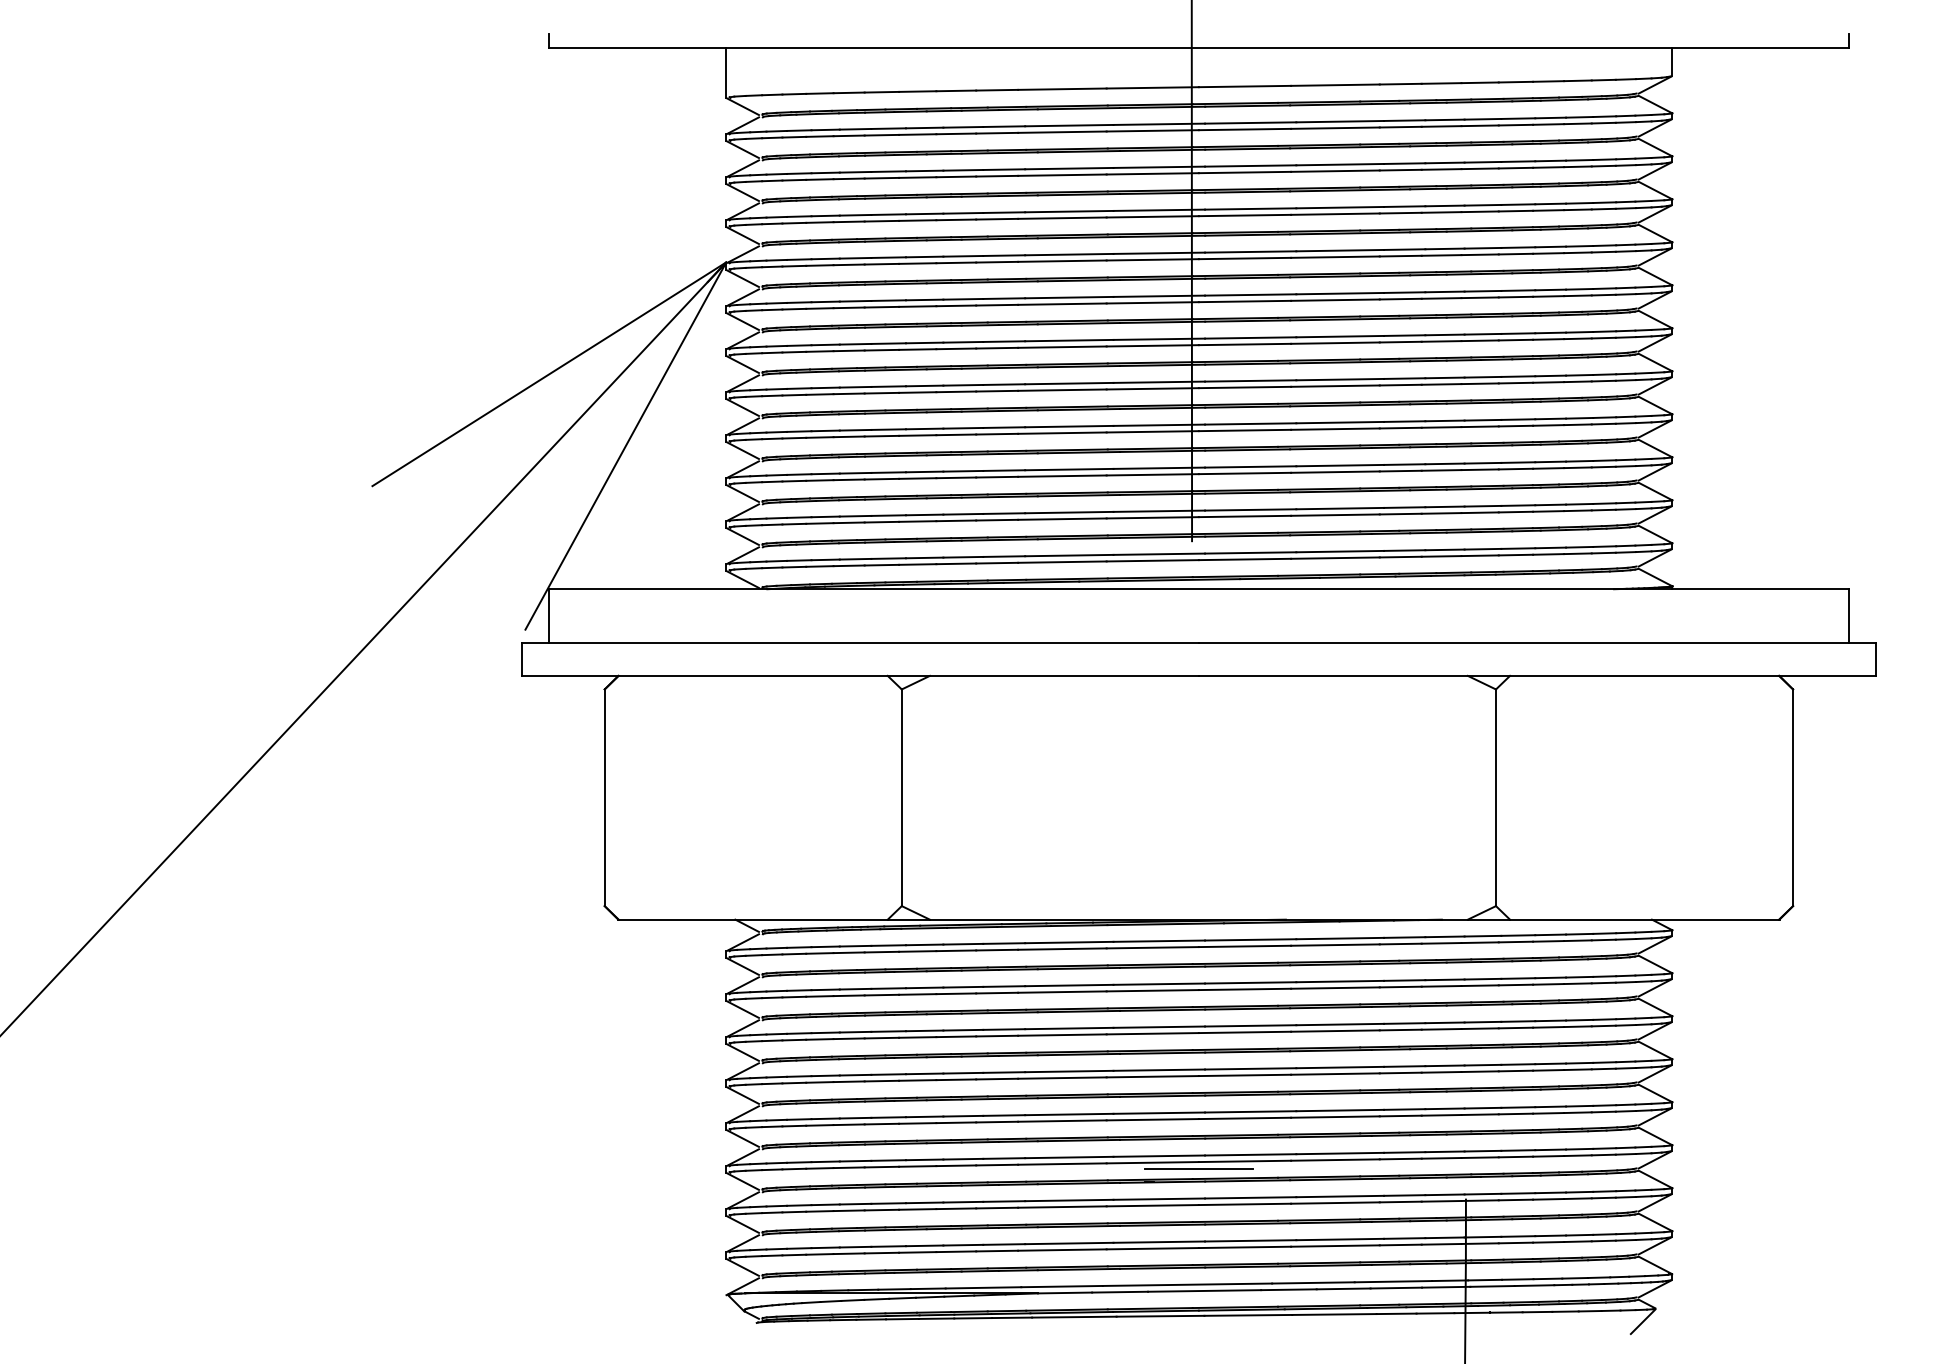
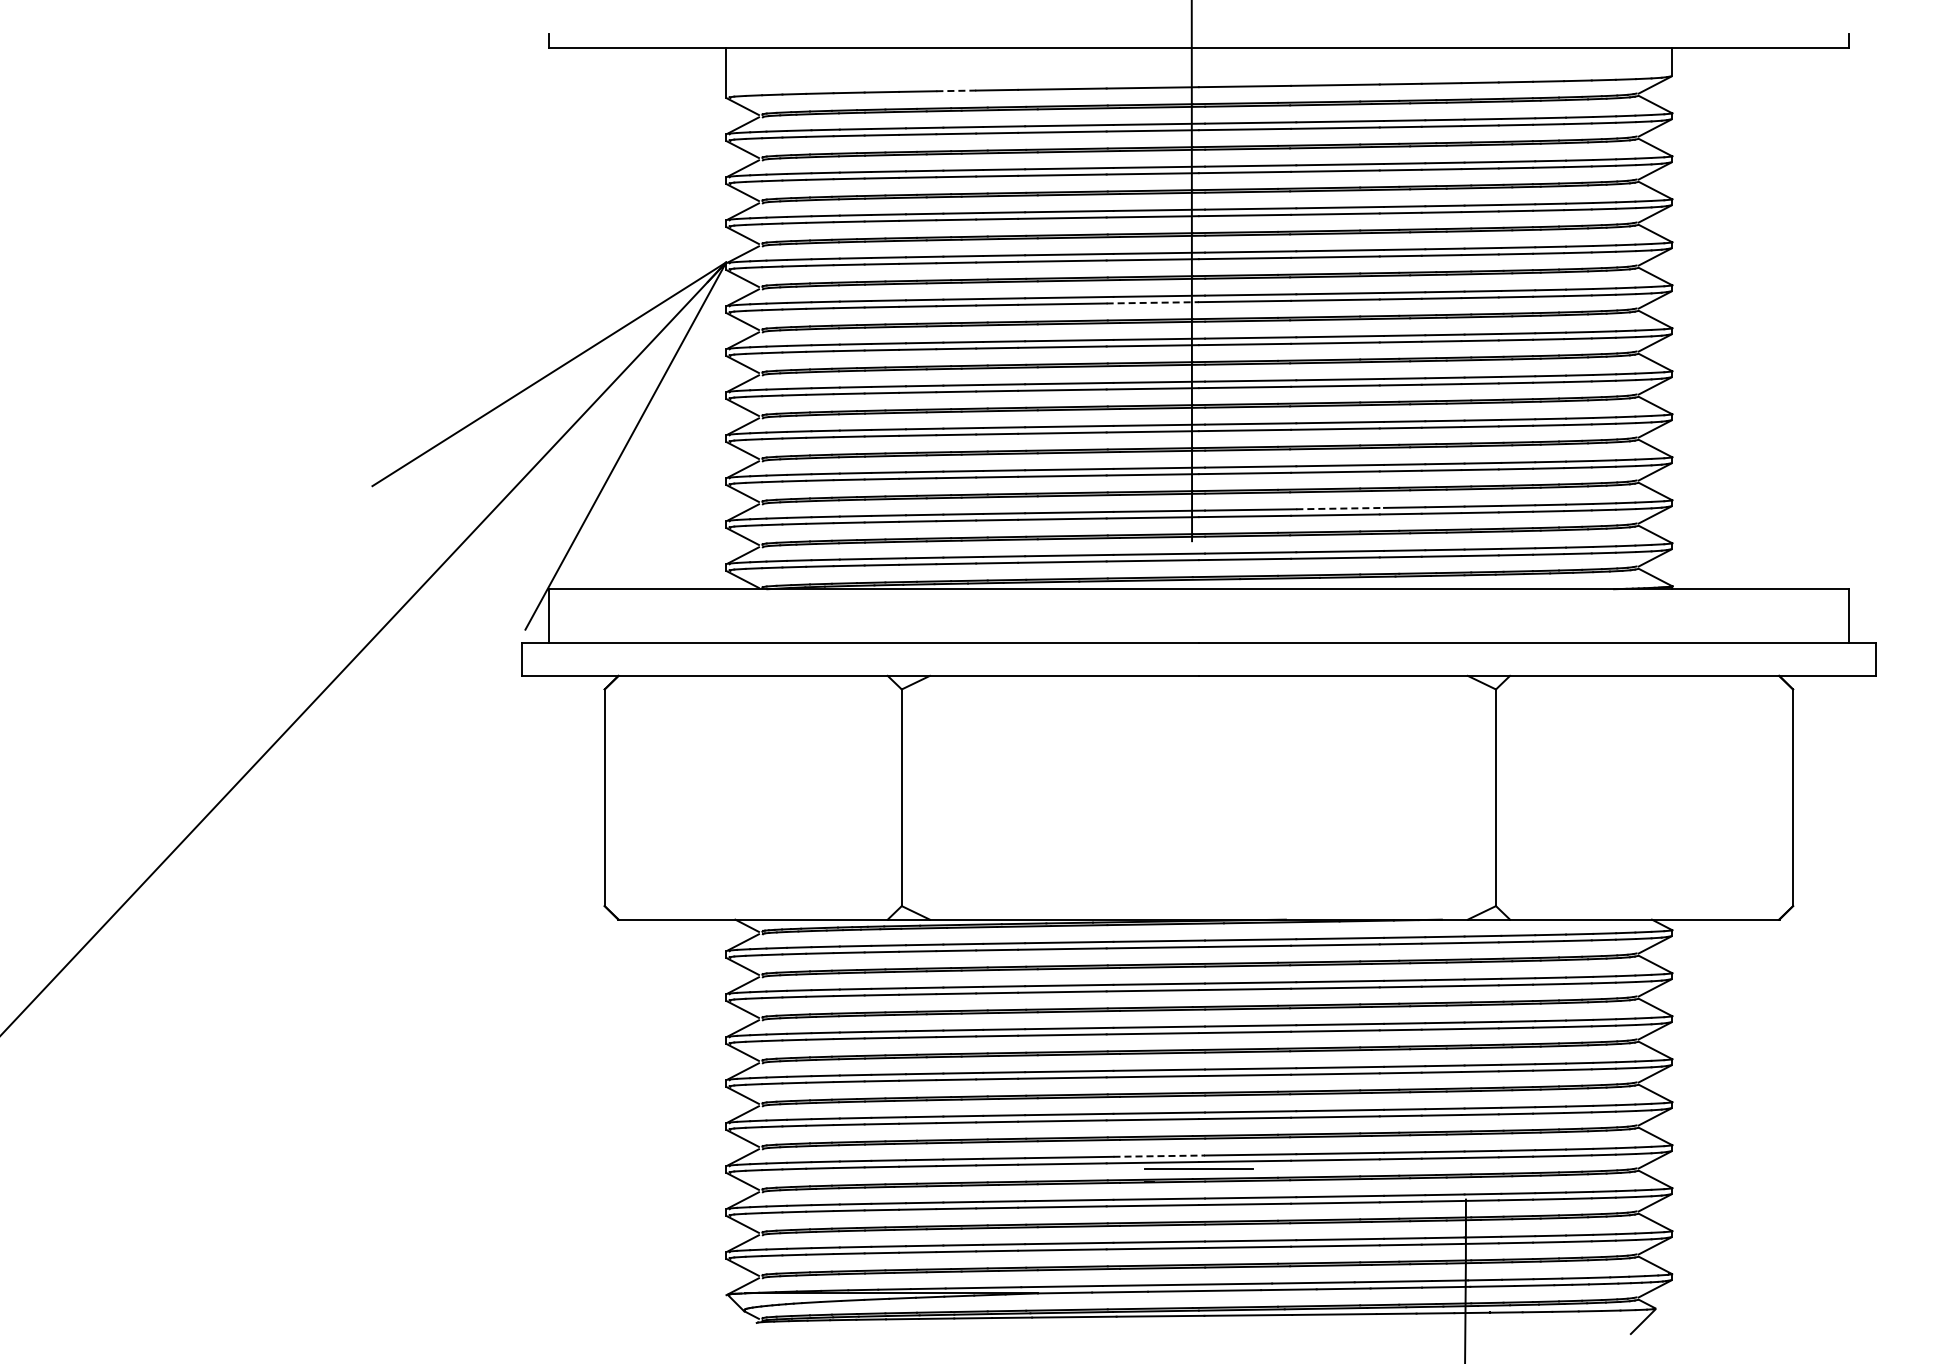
line: solid -> dashed (956, 90)
line: solid -> dashed (1153, 302)
line: solid -> dashed (1340, 508)
line: solid -> dashed (1159, 1156)
